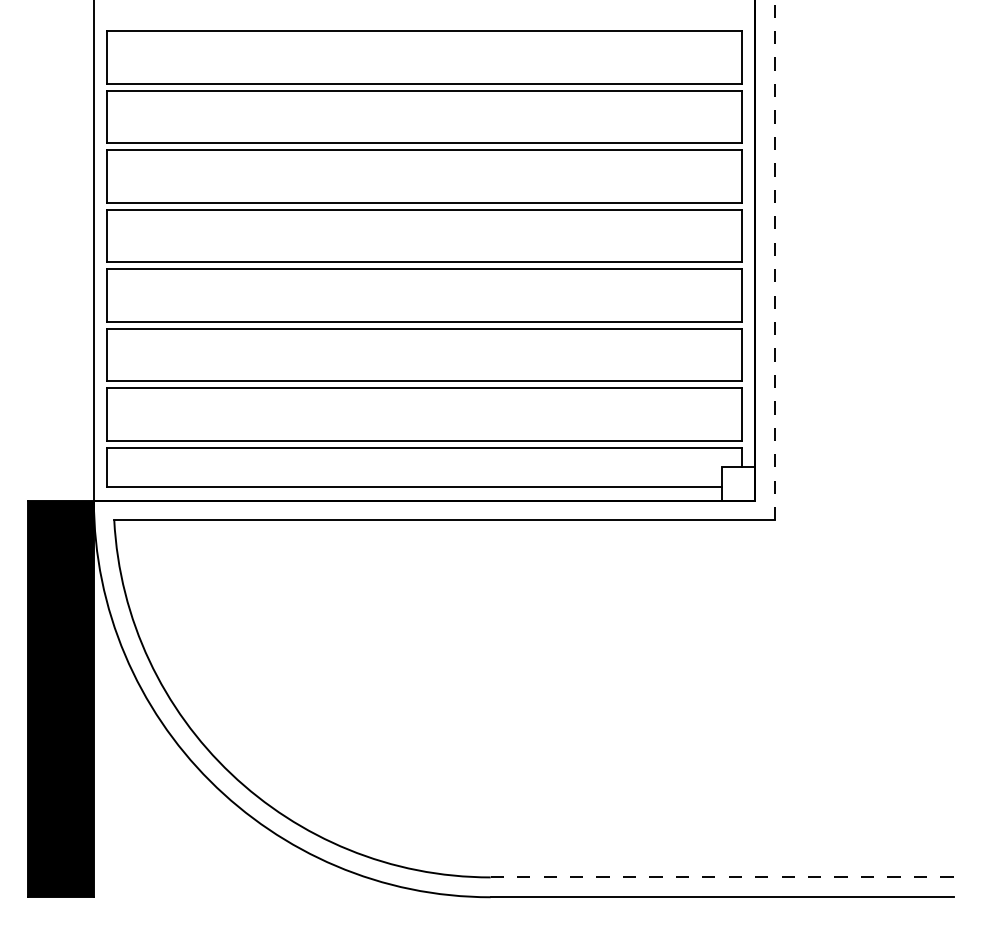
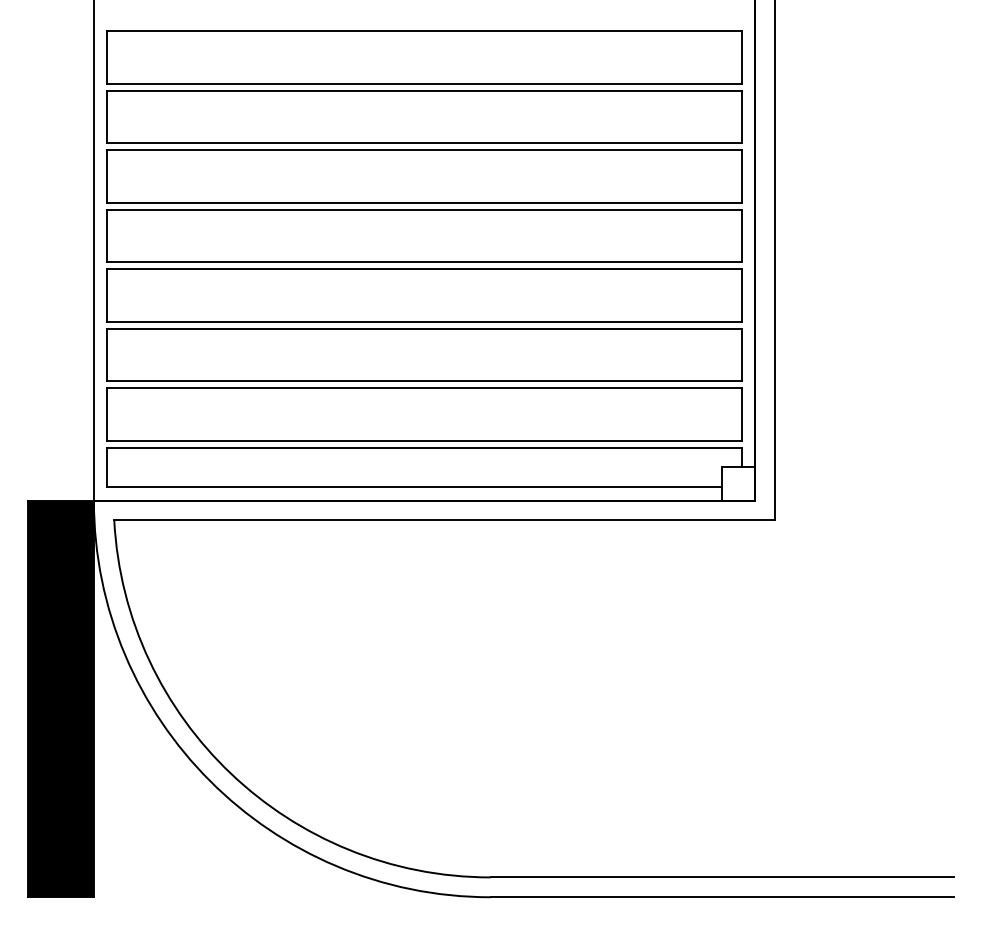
line: dashed -> solid (774, 260)
line: dashed -> solid (721, 877)
